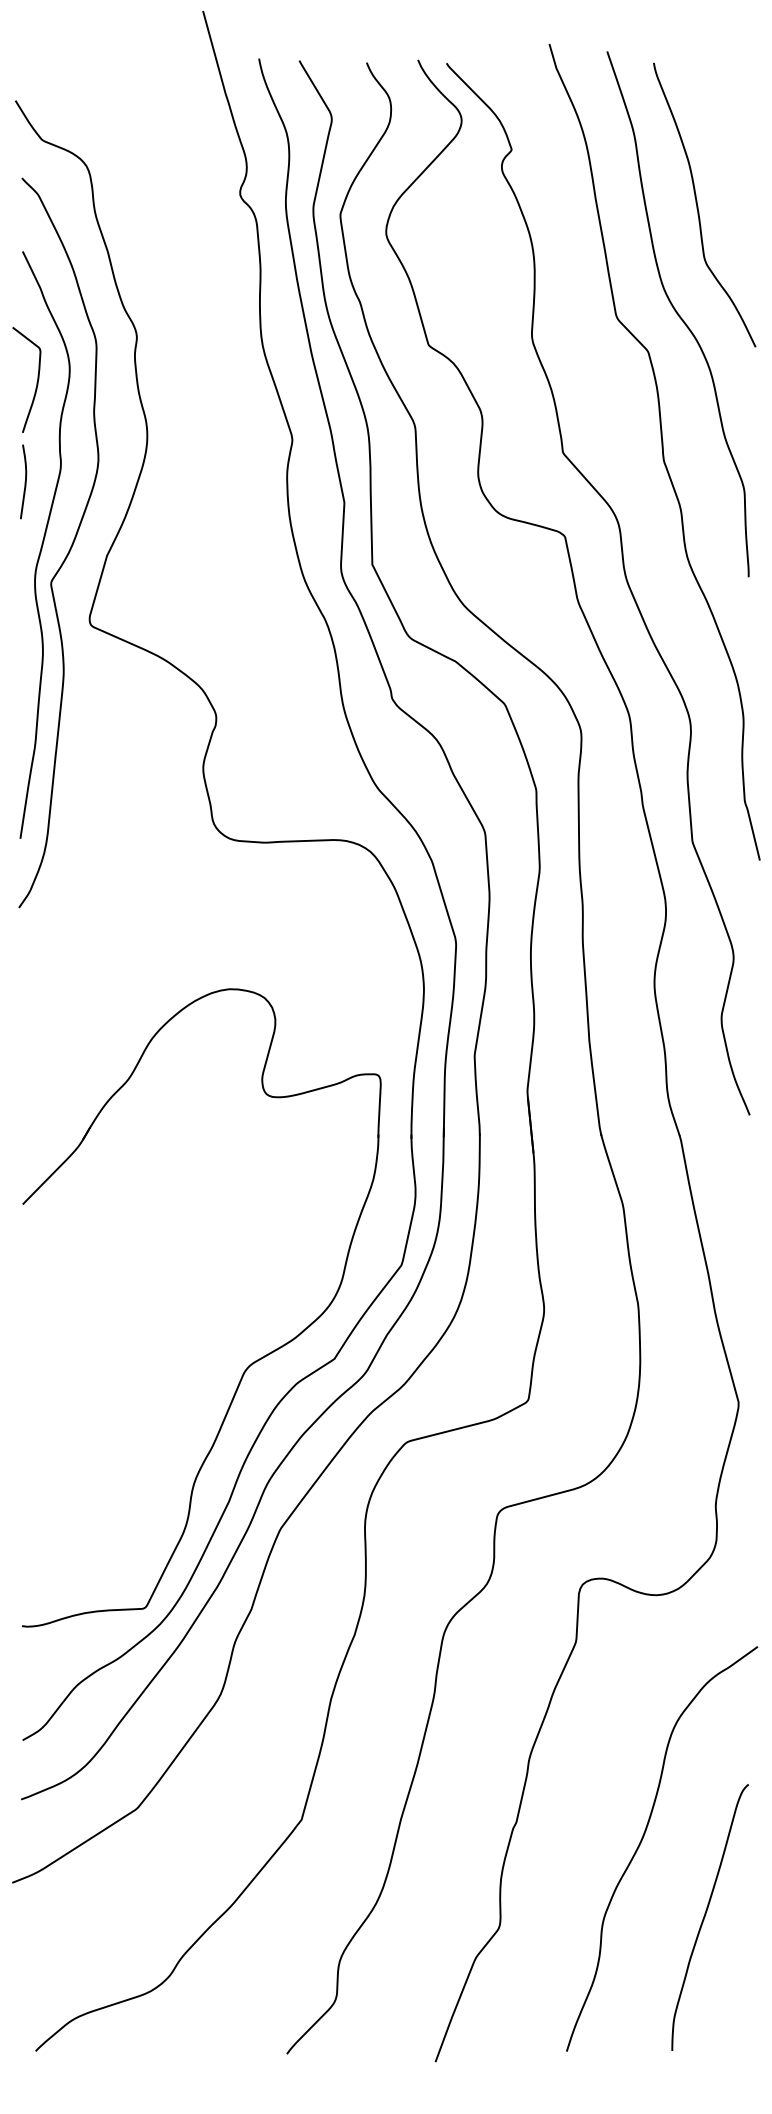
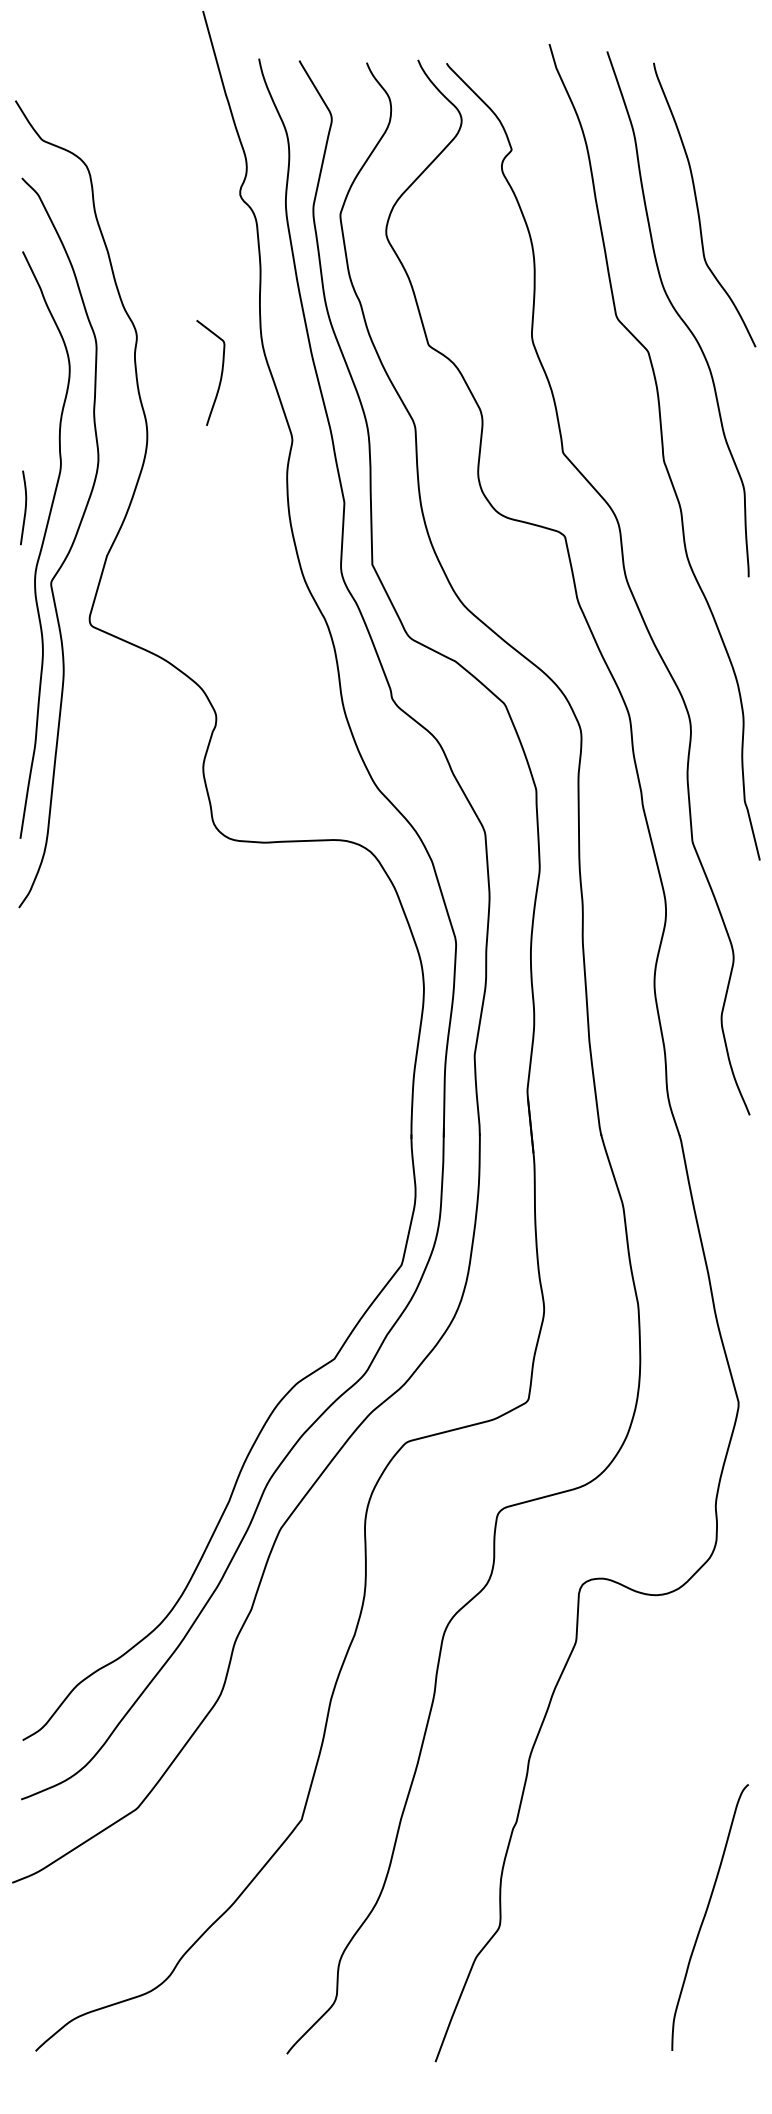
curve position: (36, 382) -> (220, 375) (220, 375)
curve position: (24, 481) -> (24, 507) (24, 507)
part: present -> none (249, 1364)
curve: present -> none (642, 1841)
